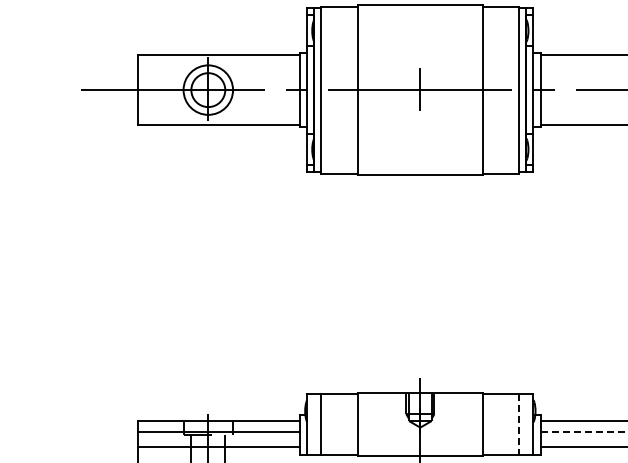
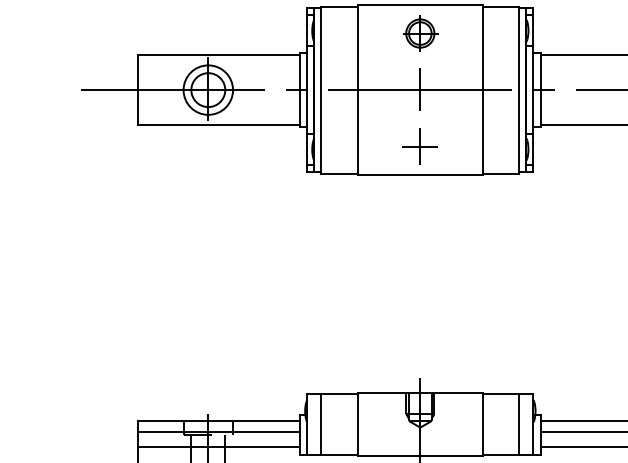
part: none -> present (420, 33)
part: none -> present (419, 146)
line: dashed -> solid (519, 425)
line: dashed -> solid (584, 432)
